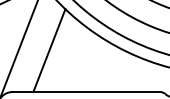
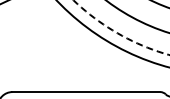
circle: solid -> dashed (121, 27)
line: present -> none (19, 47)
line: present -> none (49, 50)
